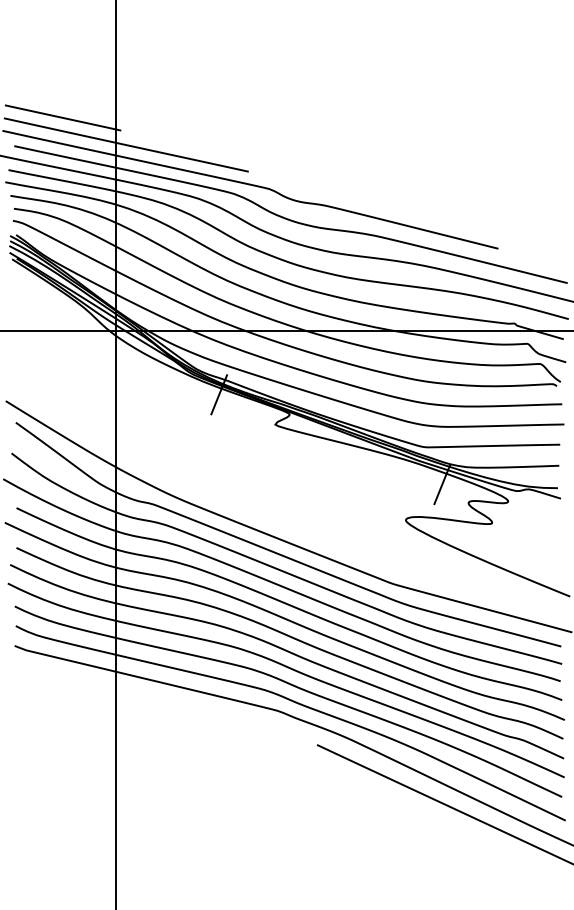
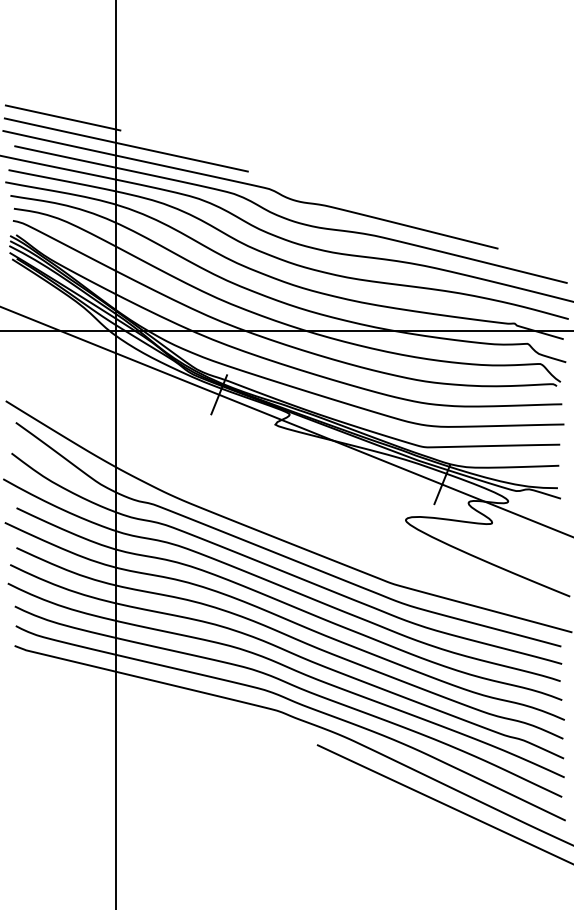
line: none -> present (286, 421)
